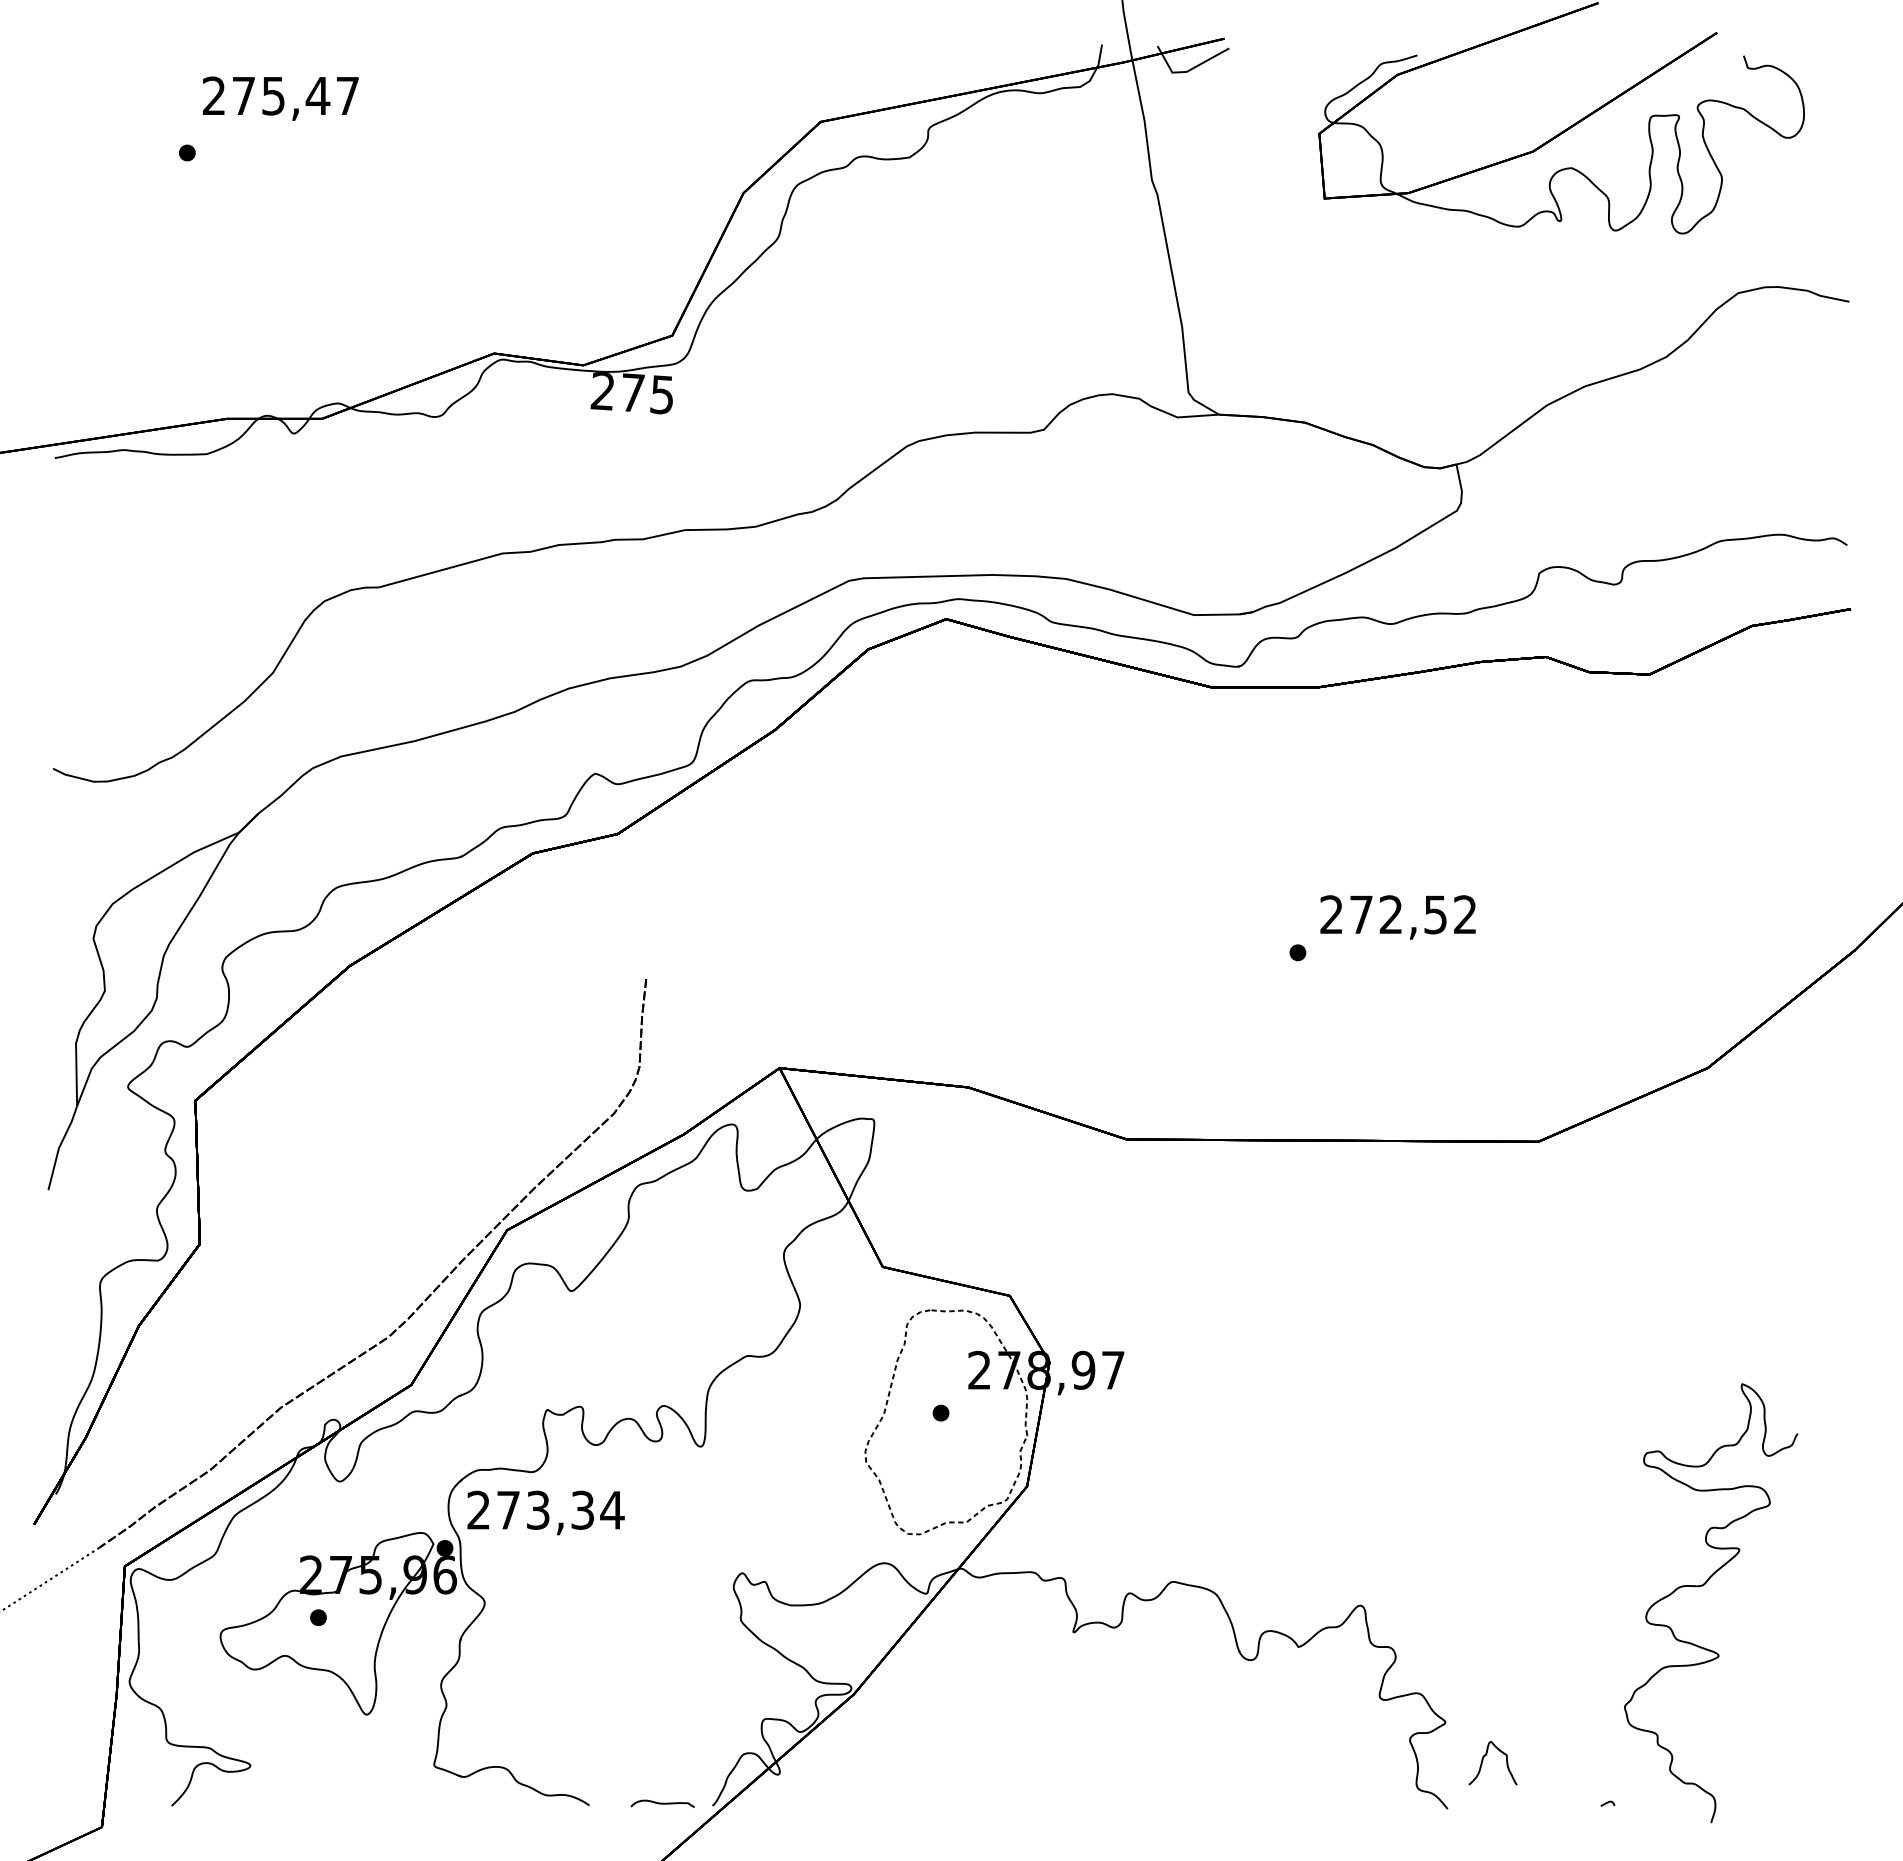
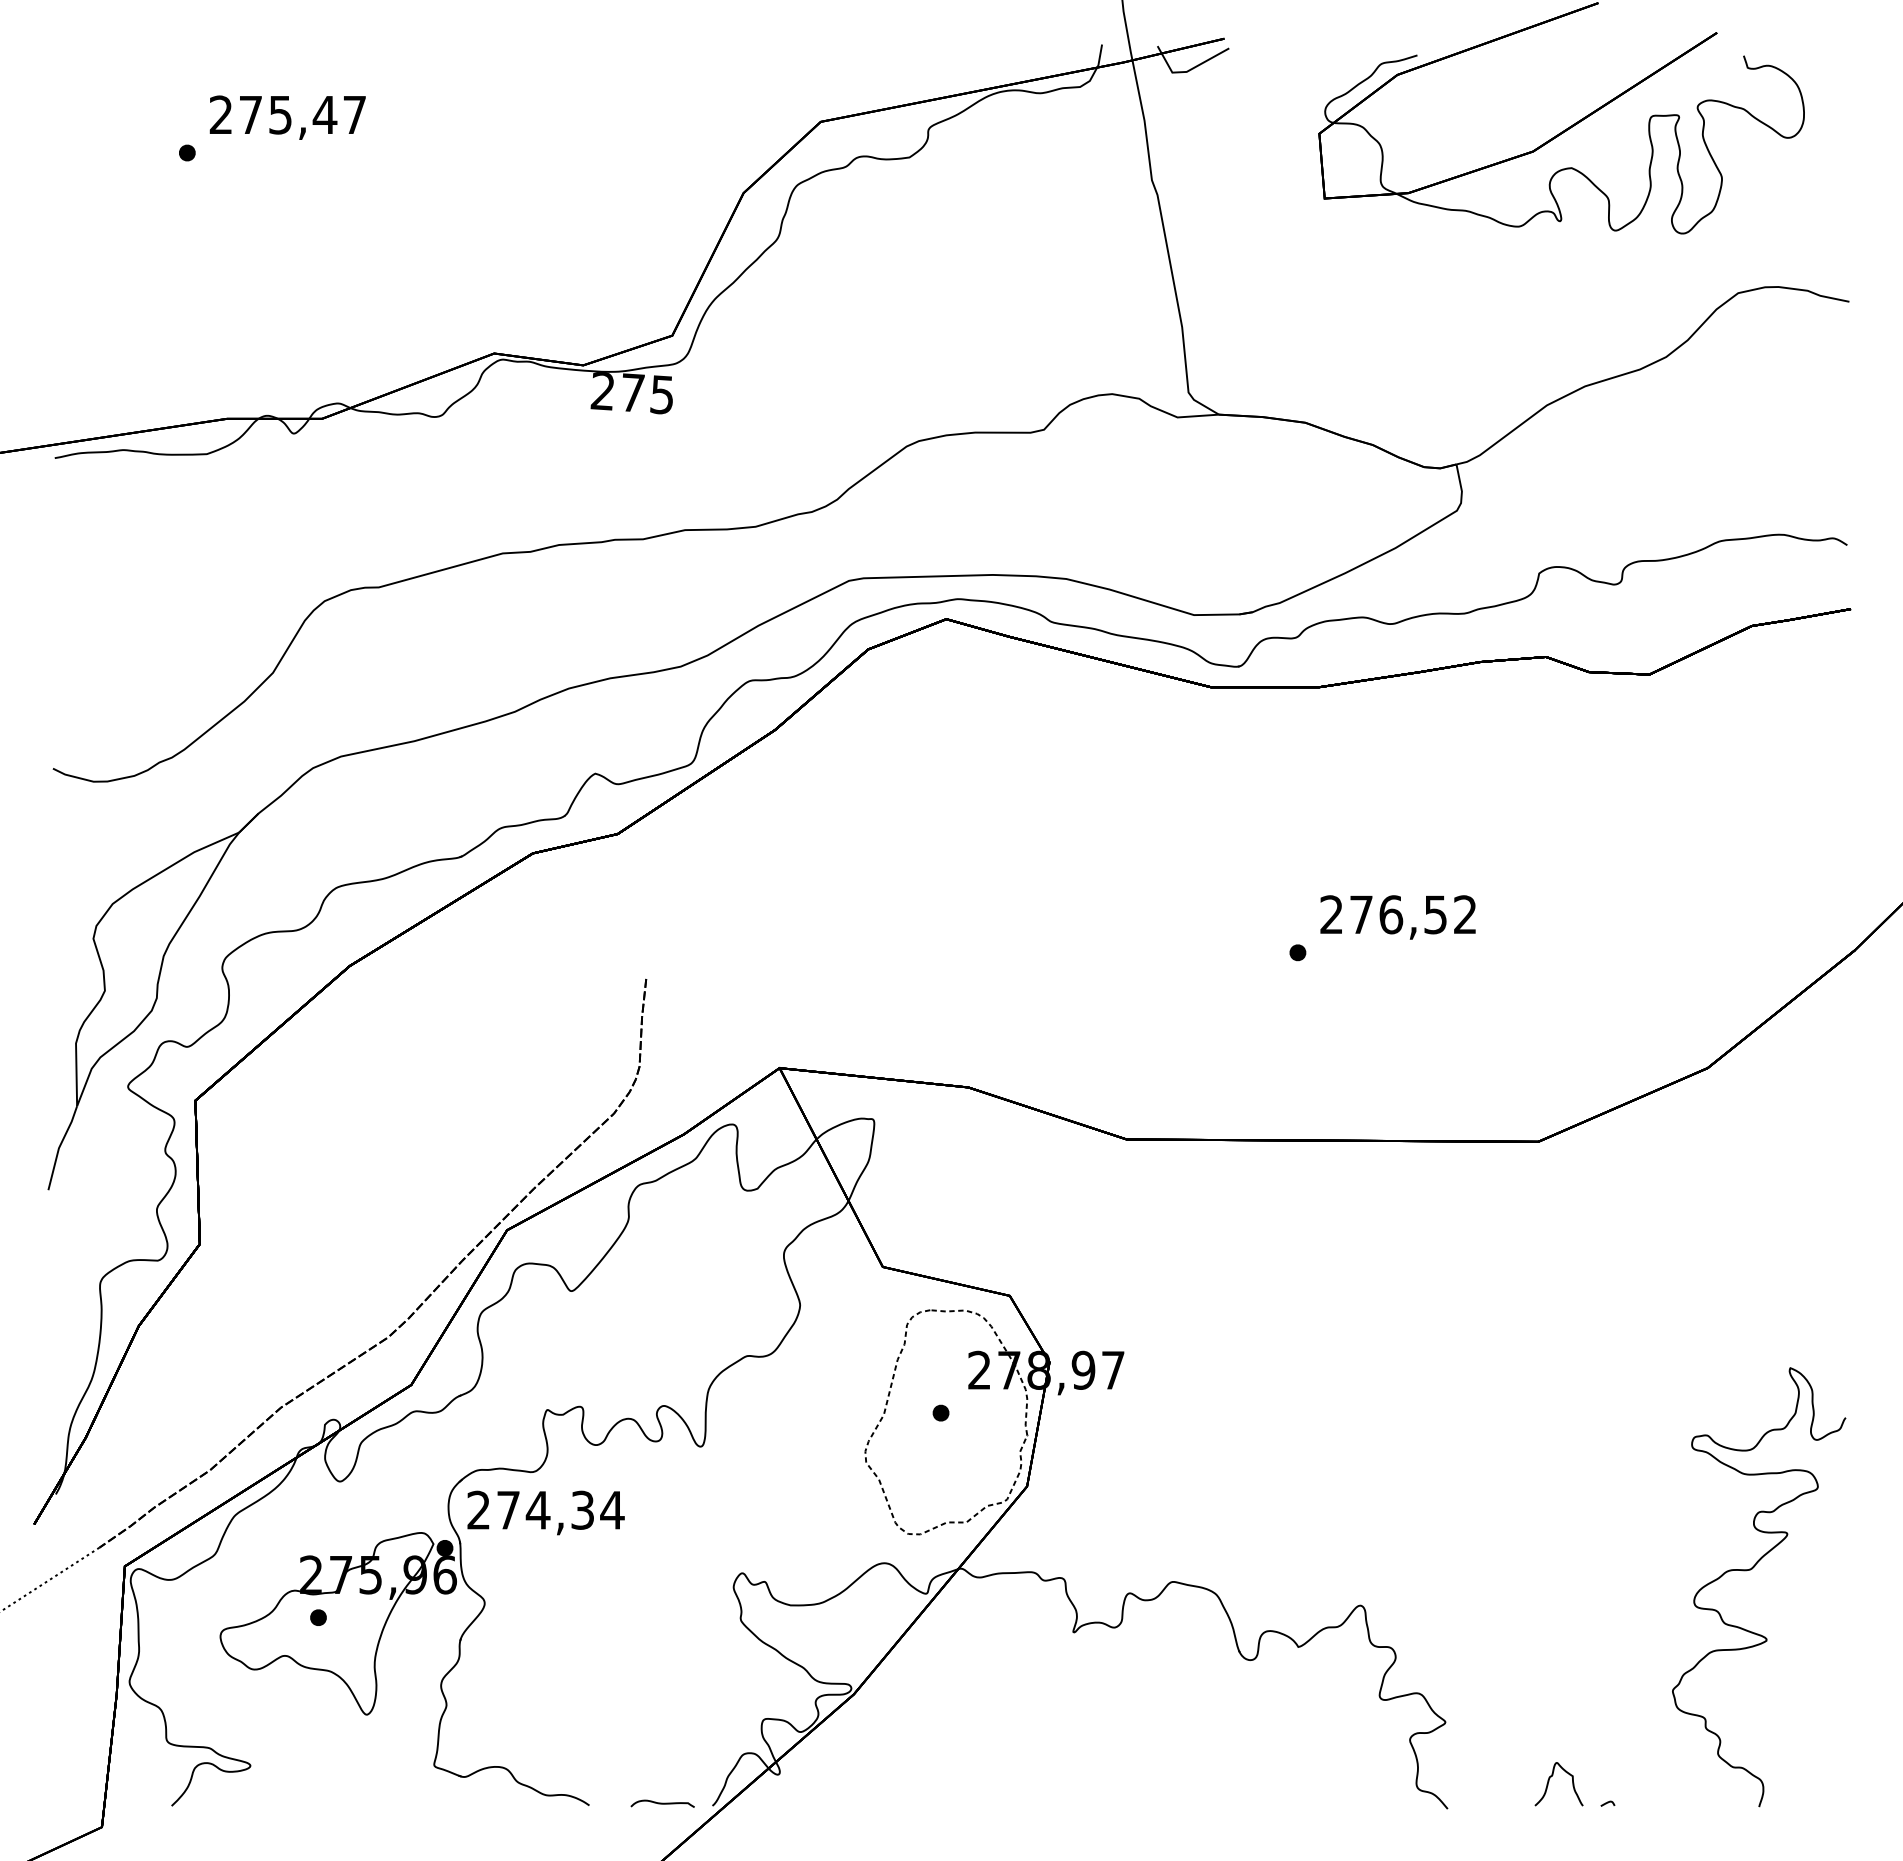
text position: (280, 98) -> (287, 117) (287, 117)
text: 272,52 -> 276,52 (1391, 914)
text: 273,34 -> 274,34 (537, 1509)
curve position: (1702, 1586) -> (1750, 1570) (1750, 1570)
curve position: (1483, 1760) -> (1549, 1781) (1549, 1781)
